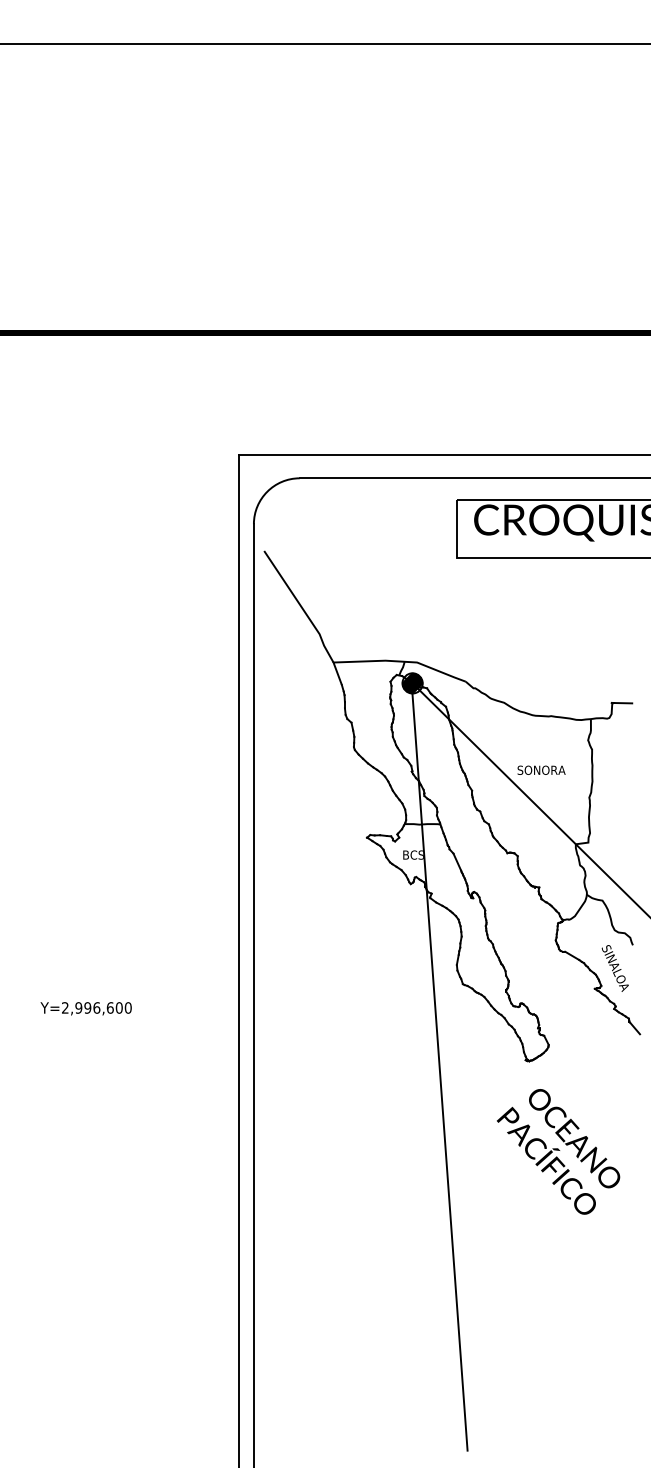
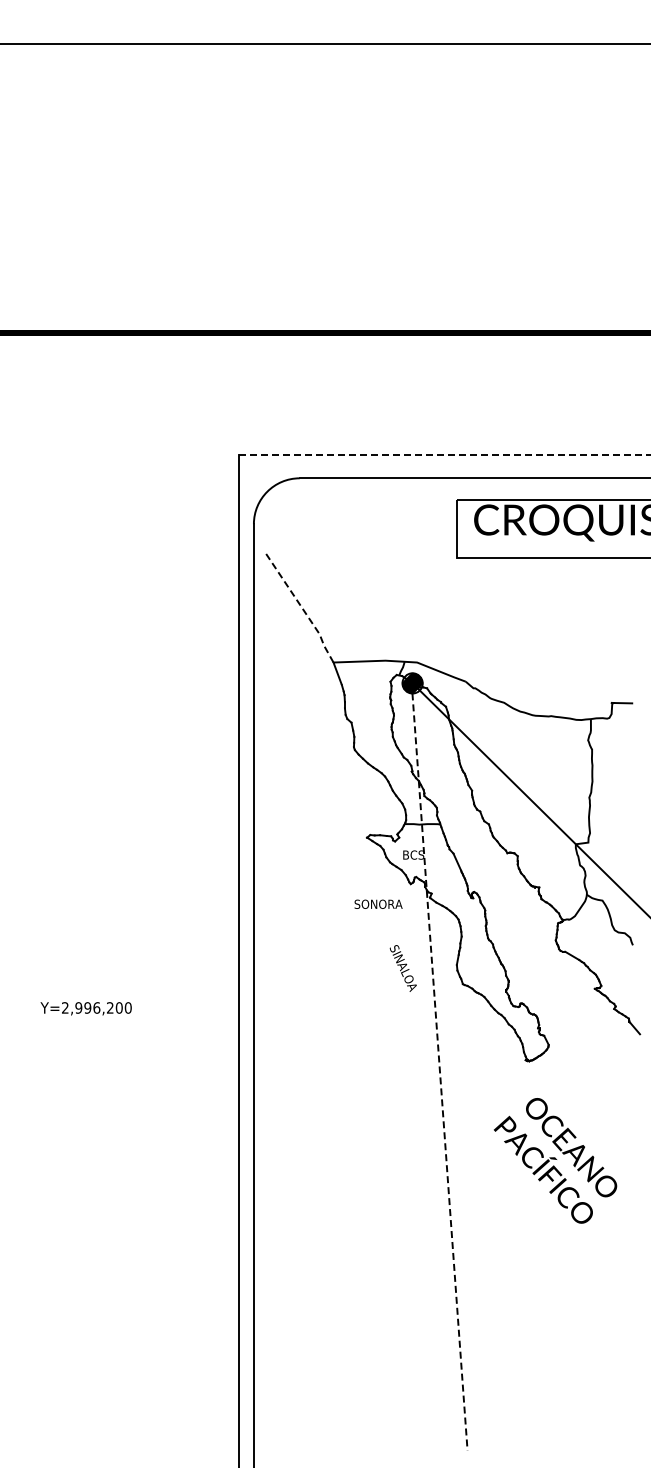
line: solid -> dashed (445, 455)
line: solid -> dashed (301, 607)
text position: (541, 769) -> (378, 903) (378, 903)
text position: (614, 968) -> (402, 968) (402, 968)
text: Y=2,996,600 -> Y=2,996,200 (109, 1007)
line: solid -> dashed (439, 1067)
text position: (558, 1151) -> (555, 1160) (555, 1160)
